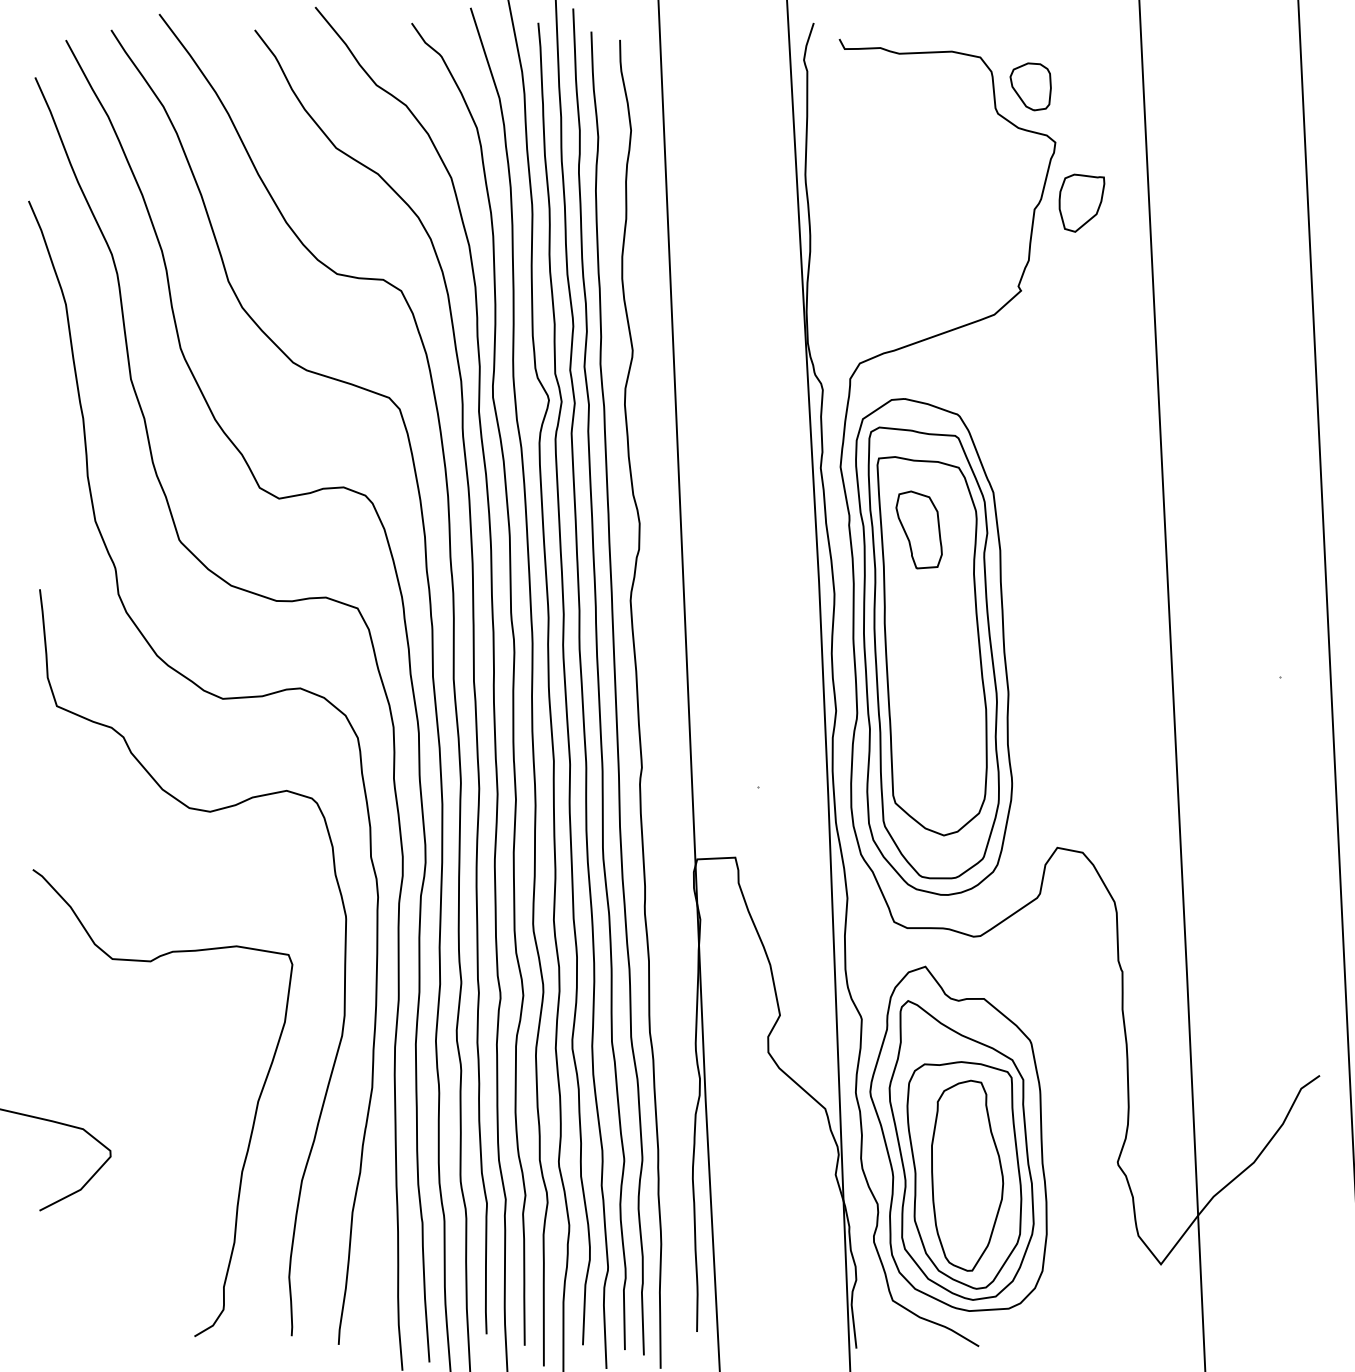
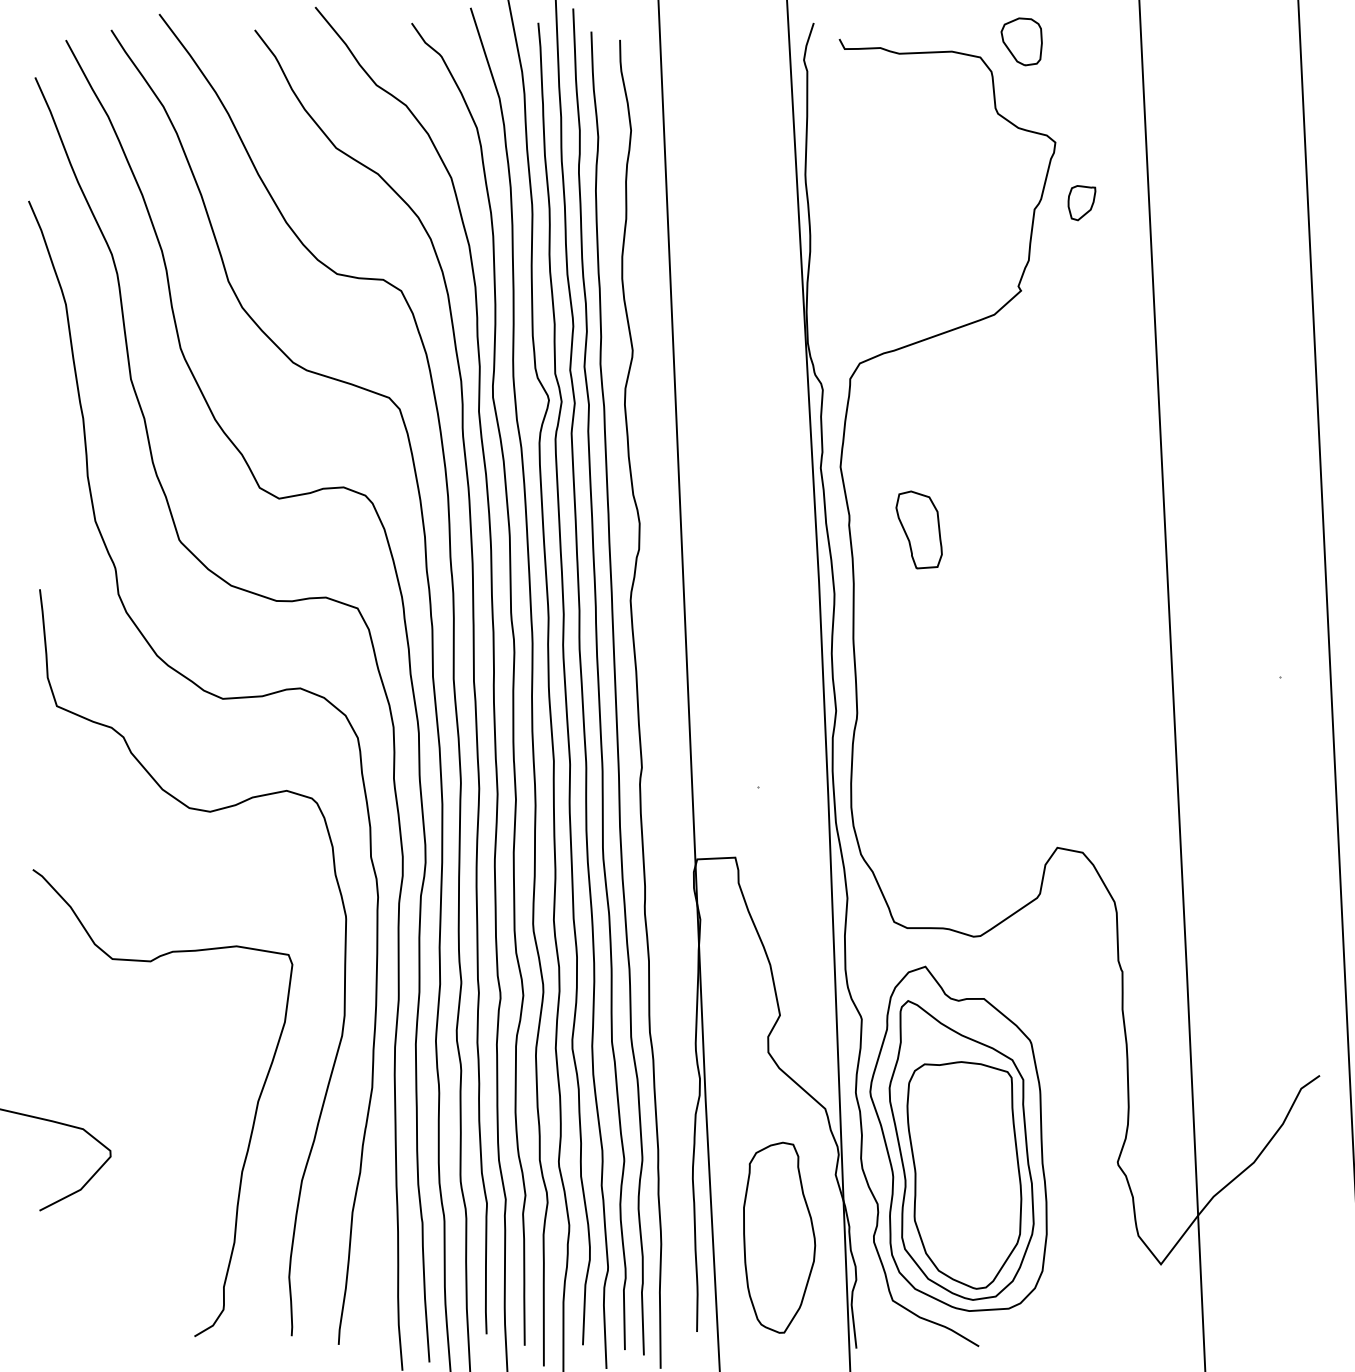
part position: (1030, 86) -> (1021, 41) (1021, 41)
part size: 48x60 px -> 30x37 px (1081, 203)
part: present -> none (934, 646)
part position: (967, 1175) -> (779, 1237) (779, 1237)
